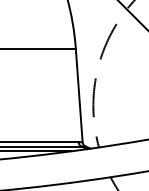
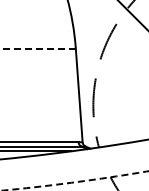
line: solid -> dashed (37, 48)
arc: solid -> dashed (74, 182)
